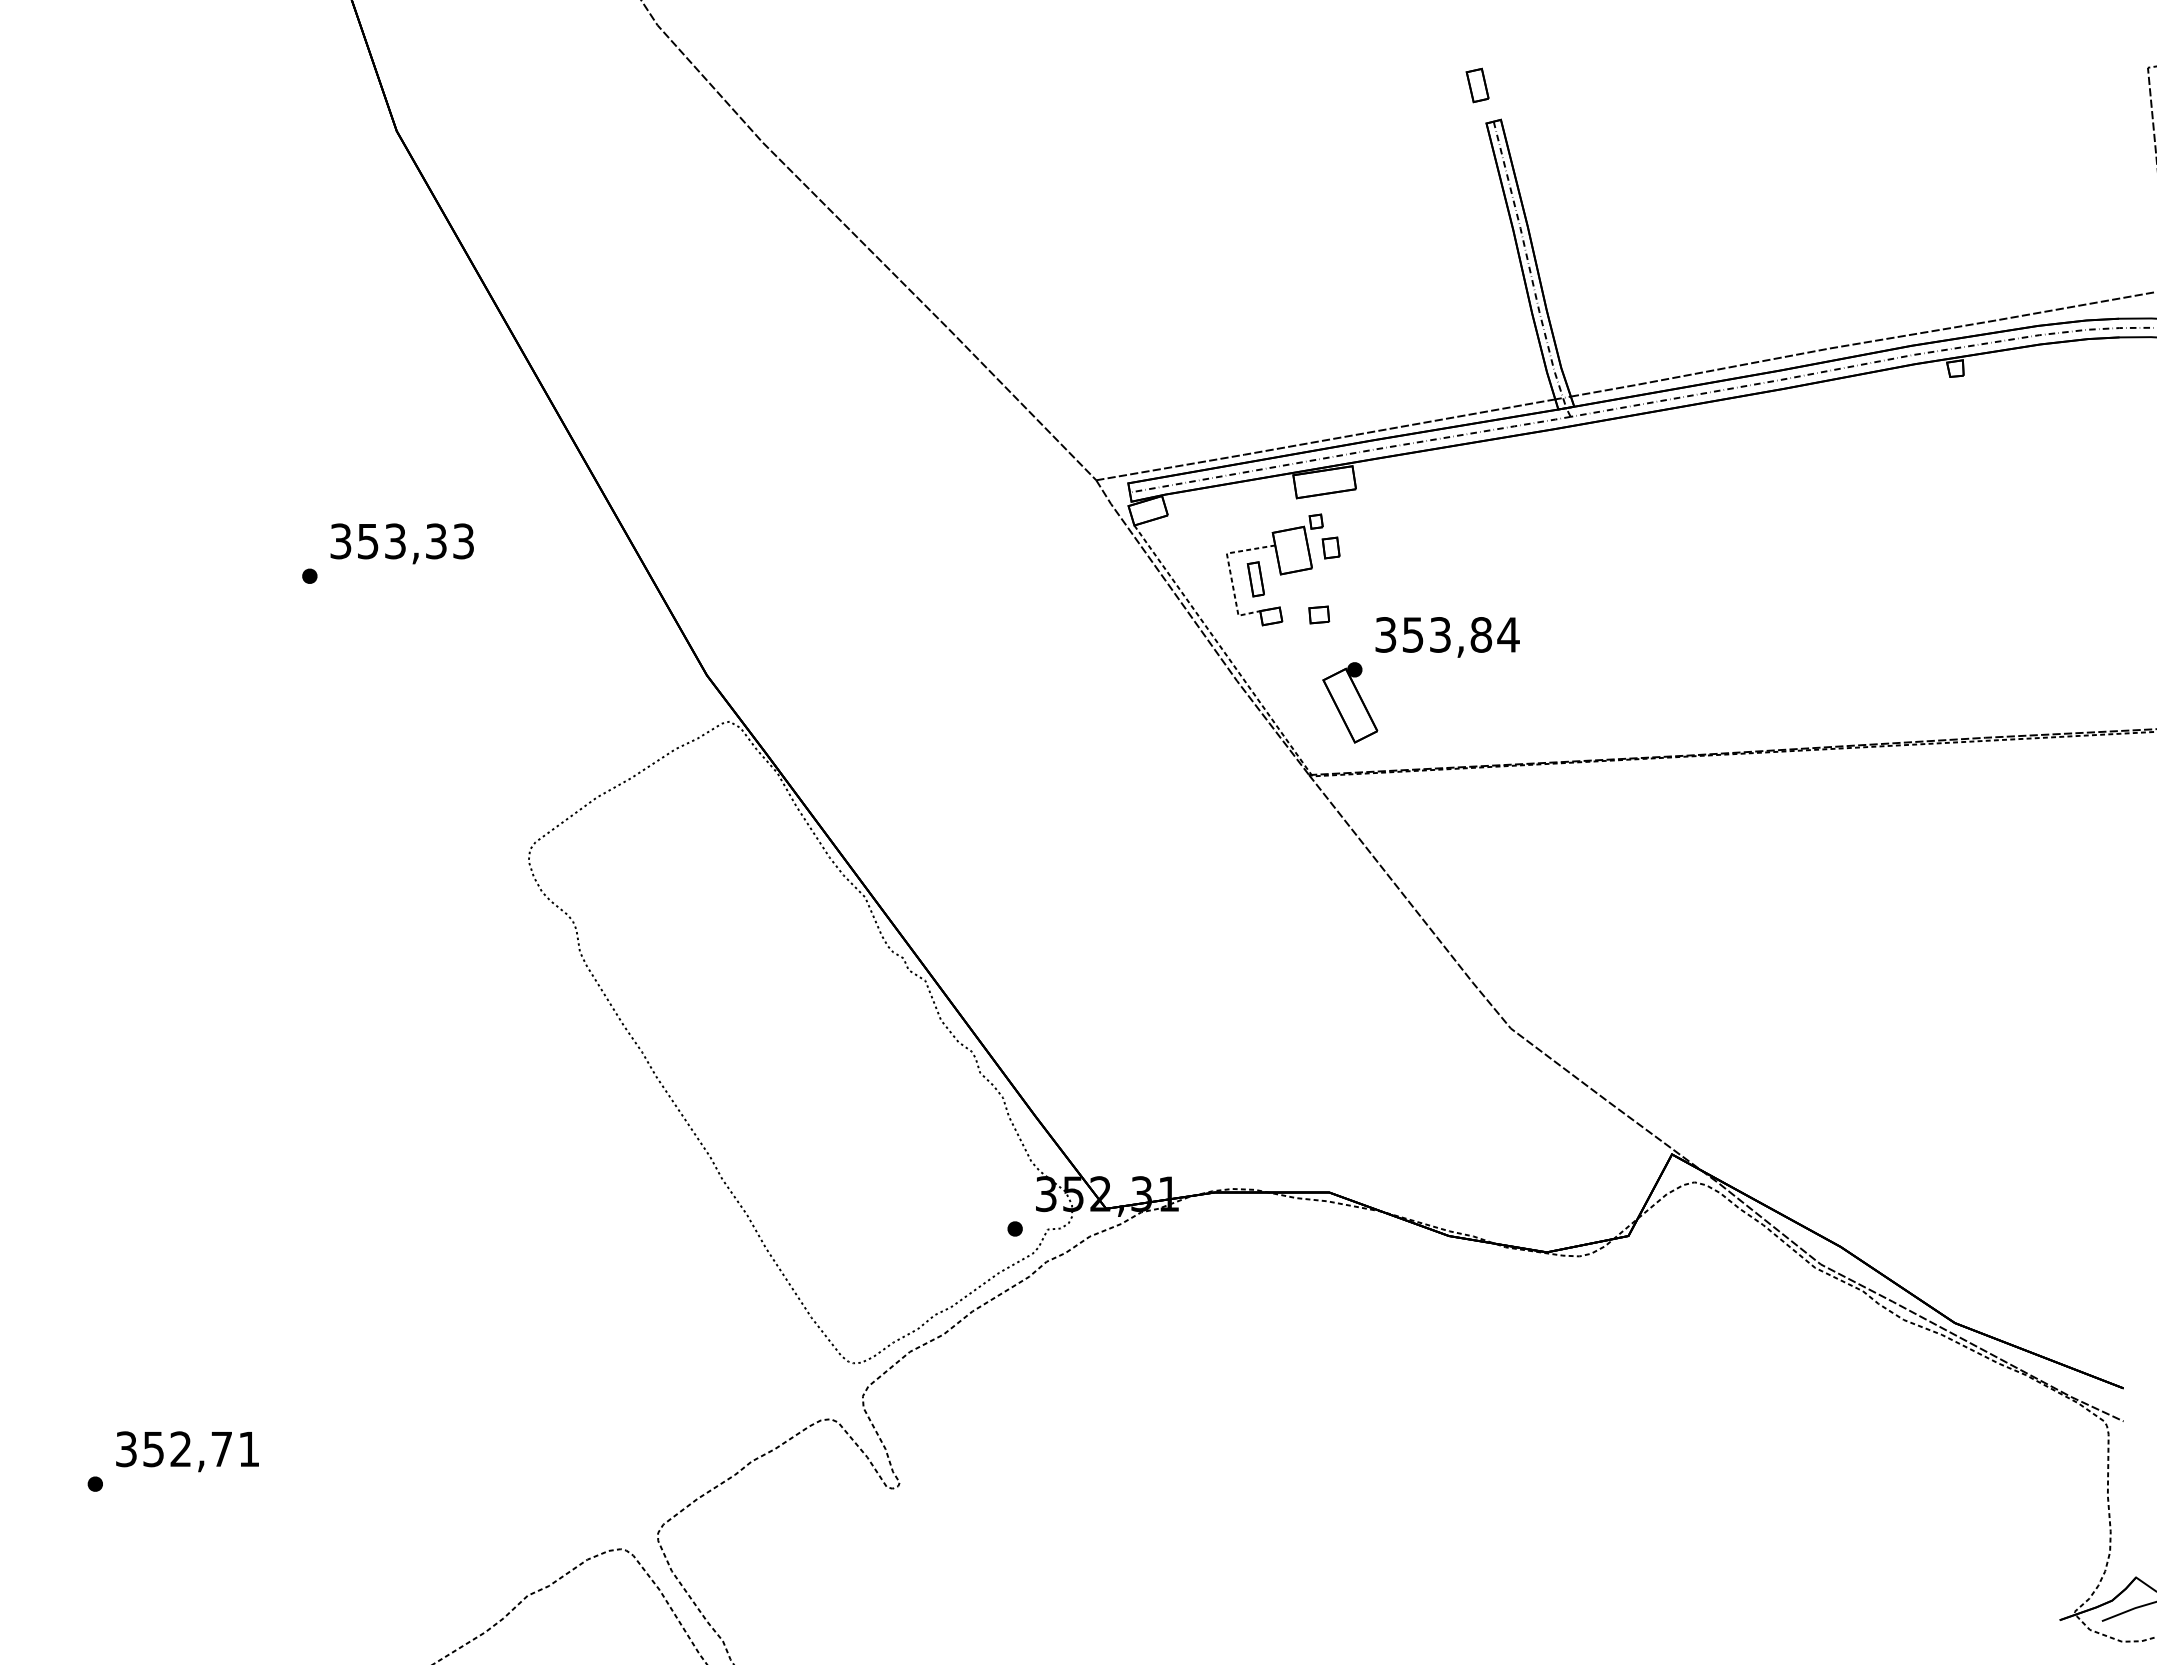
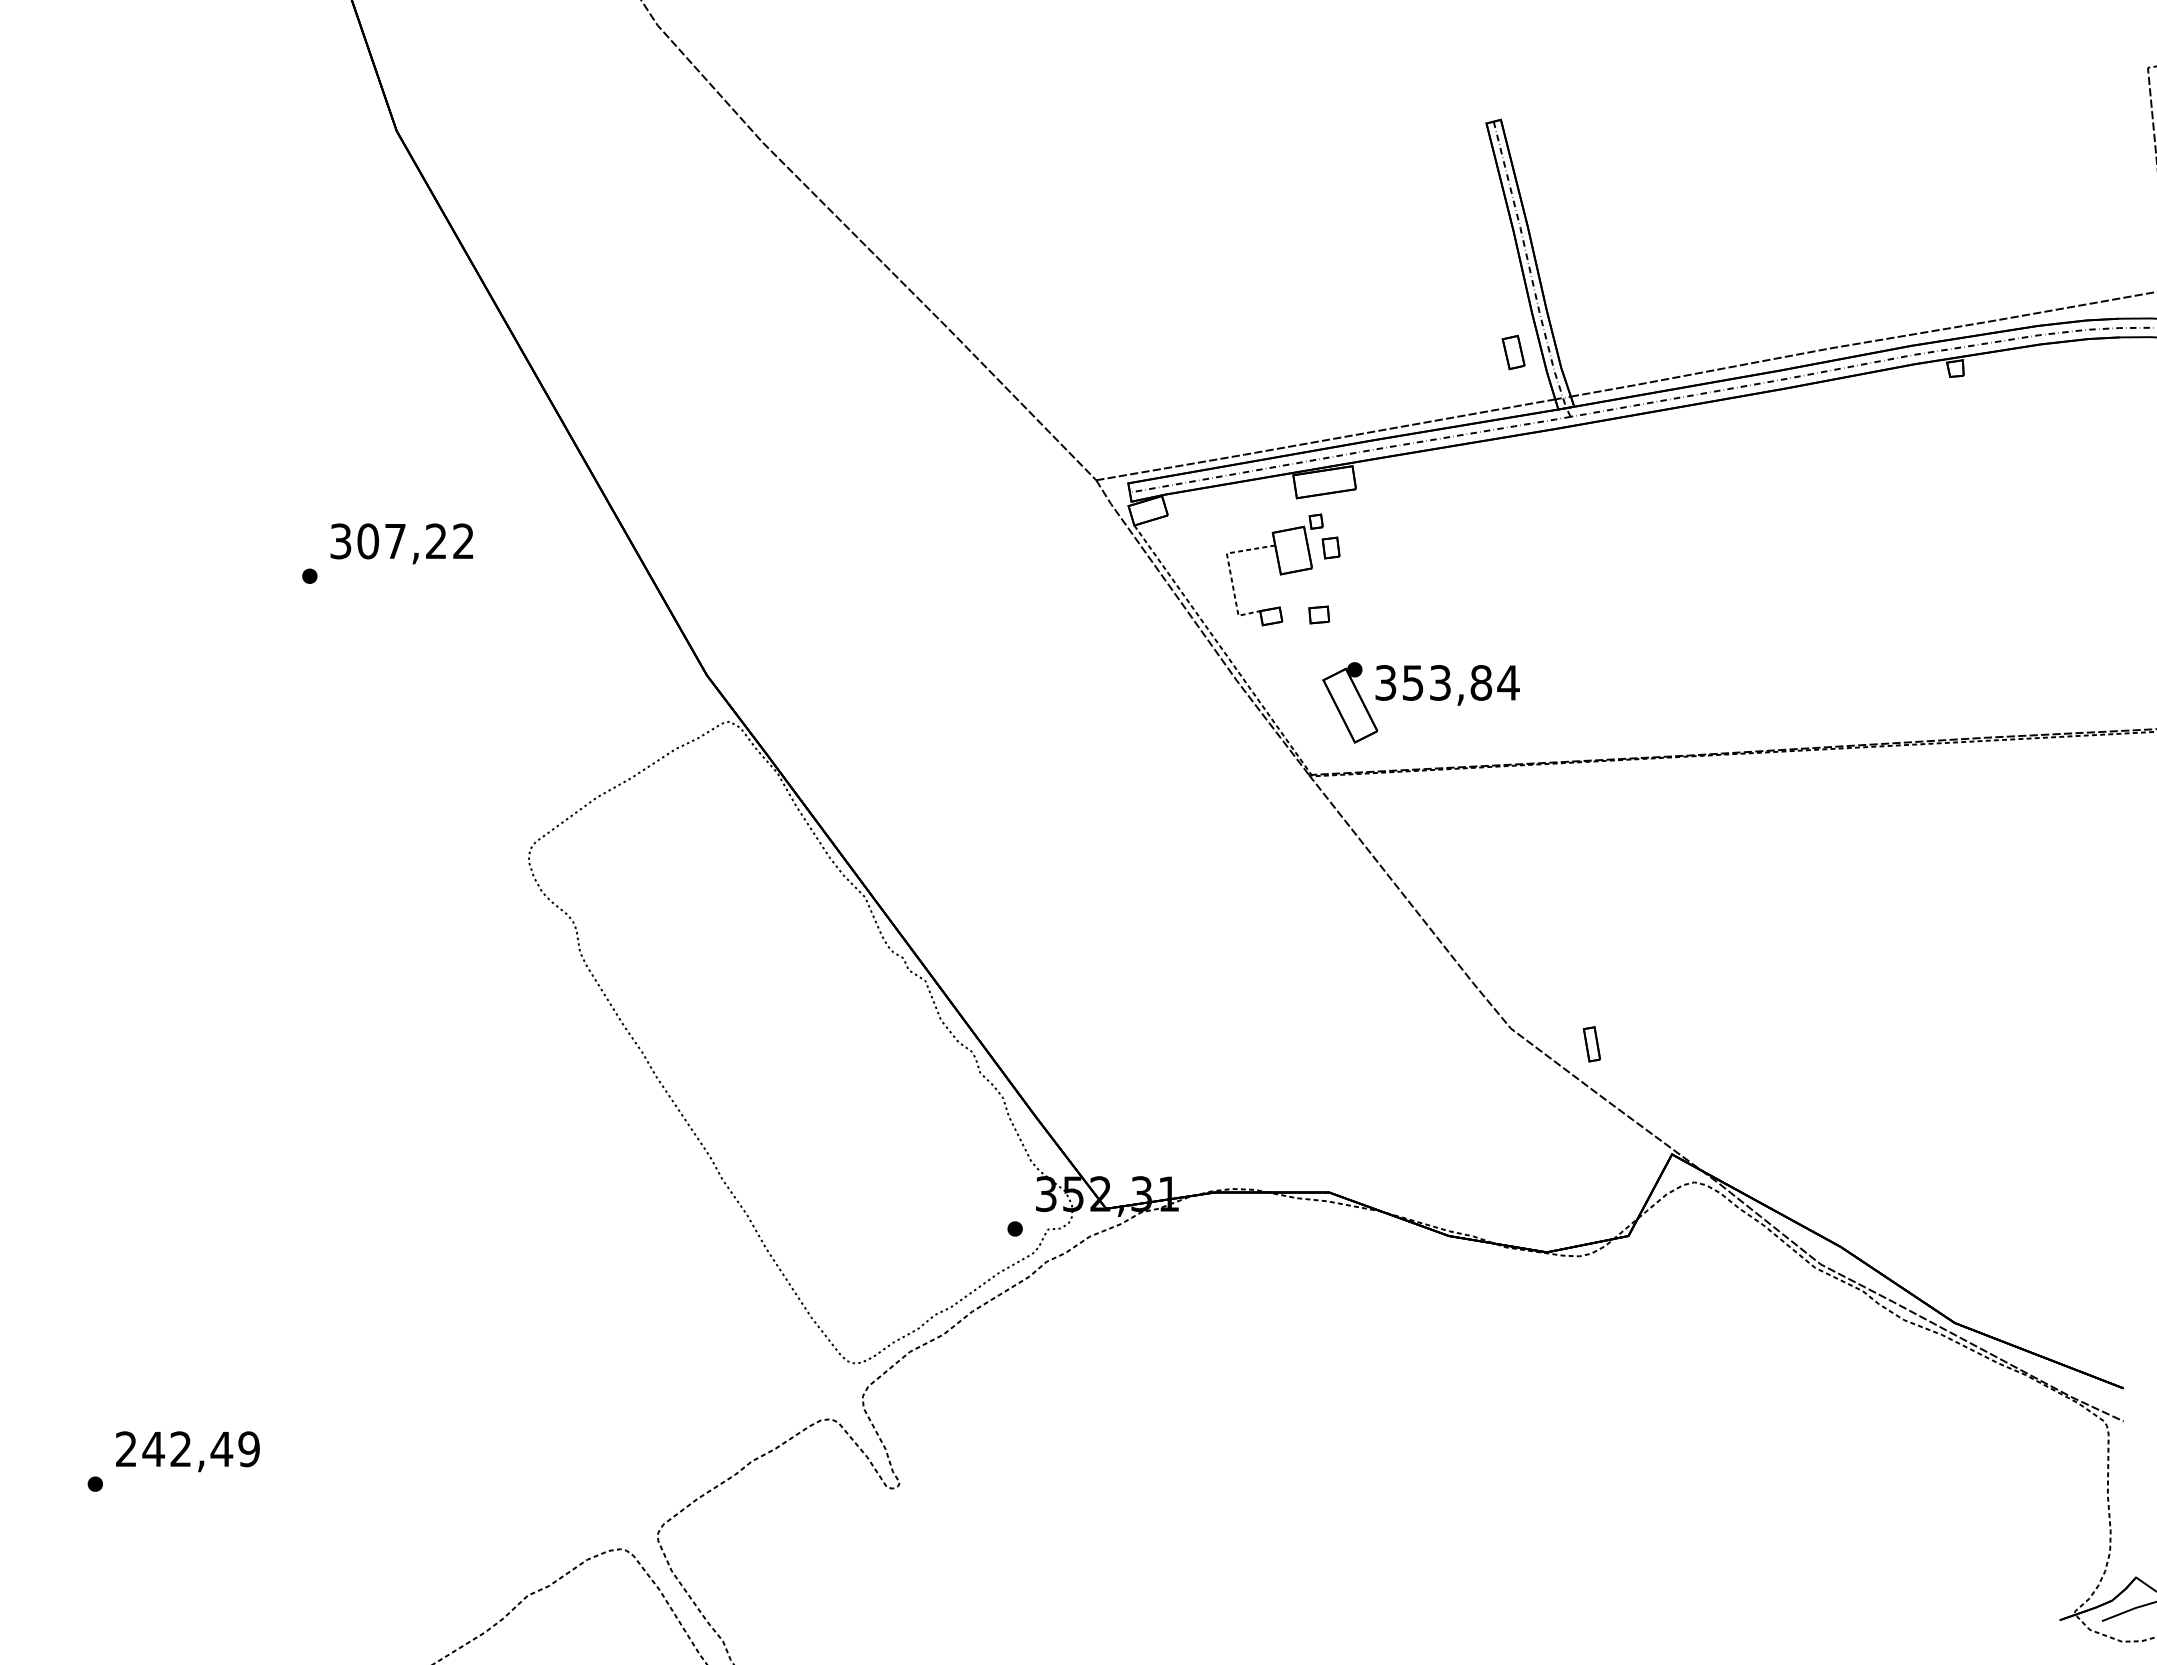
part position: (1477, 85) -> (1513, 352) (1513, 352)
text: 353,33 -> 307,22 (415, 541)
part position: (1255, 579) -> (1591, 1044) (1591, 1044)
text position: (1447, 637) -> (1447, 685) (1447, 685)
text: 352,71 -> 242,49 (187, 1449)
